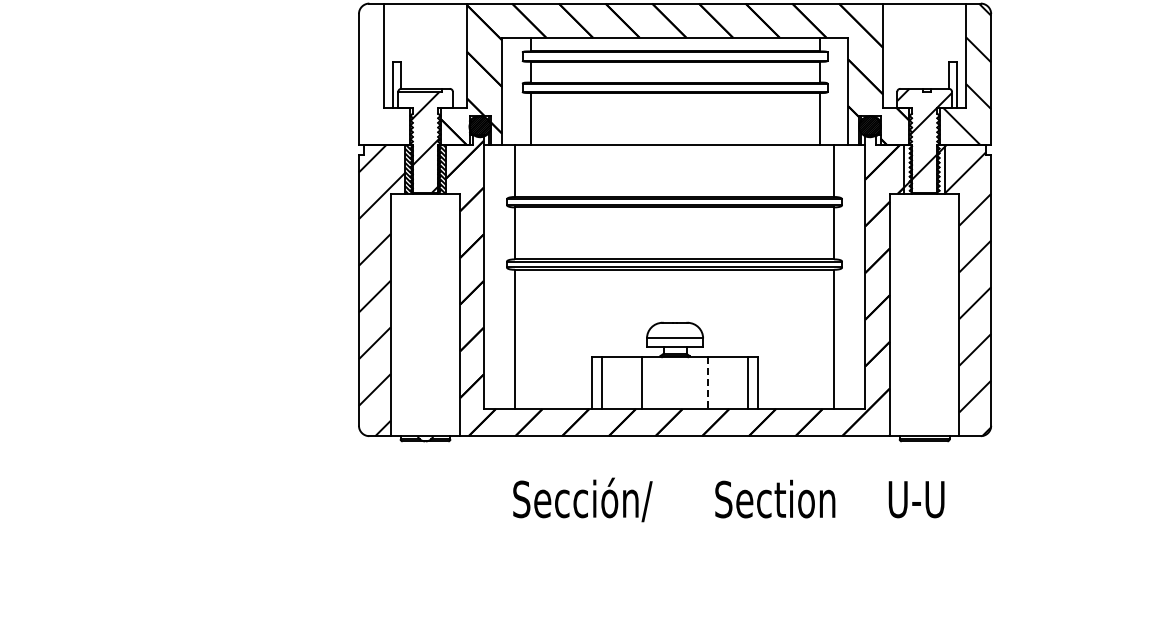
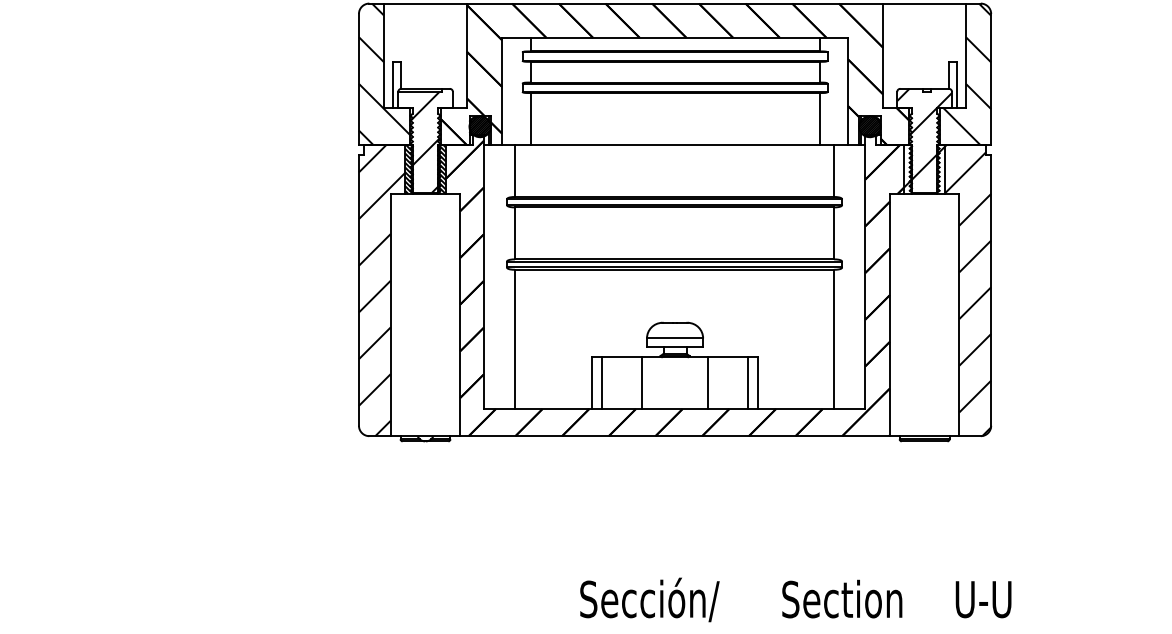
hatch: none -> present (384, 74)
line: dashed -> solid (708, 383)
text position: (728, 499) -> (795, 599) (795, 599)
